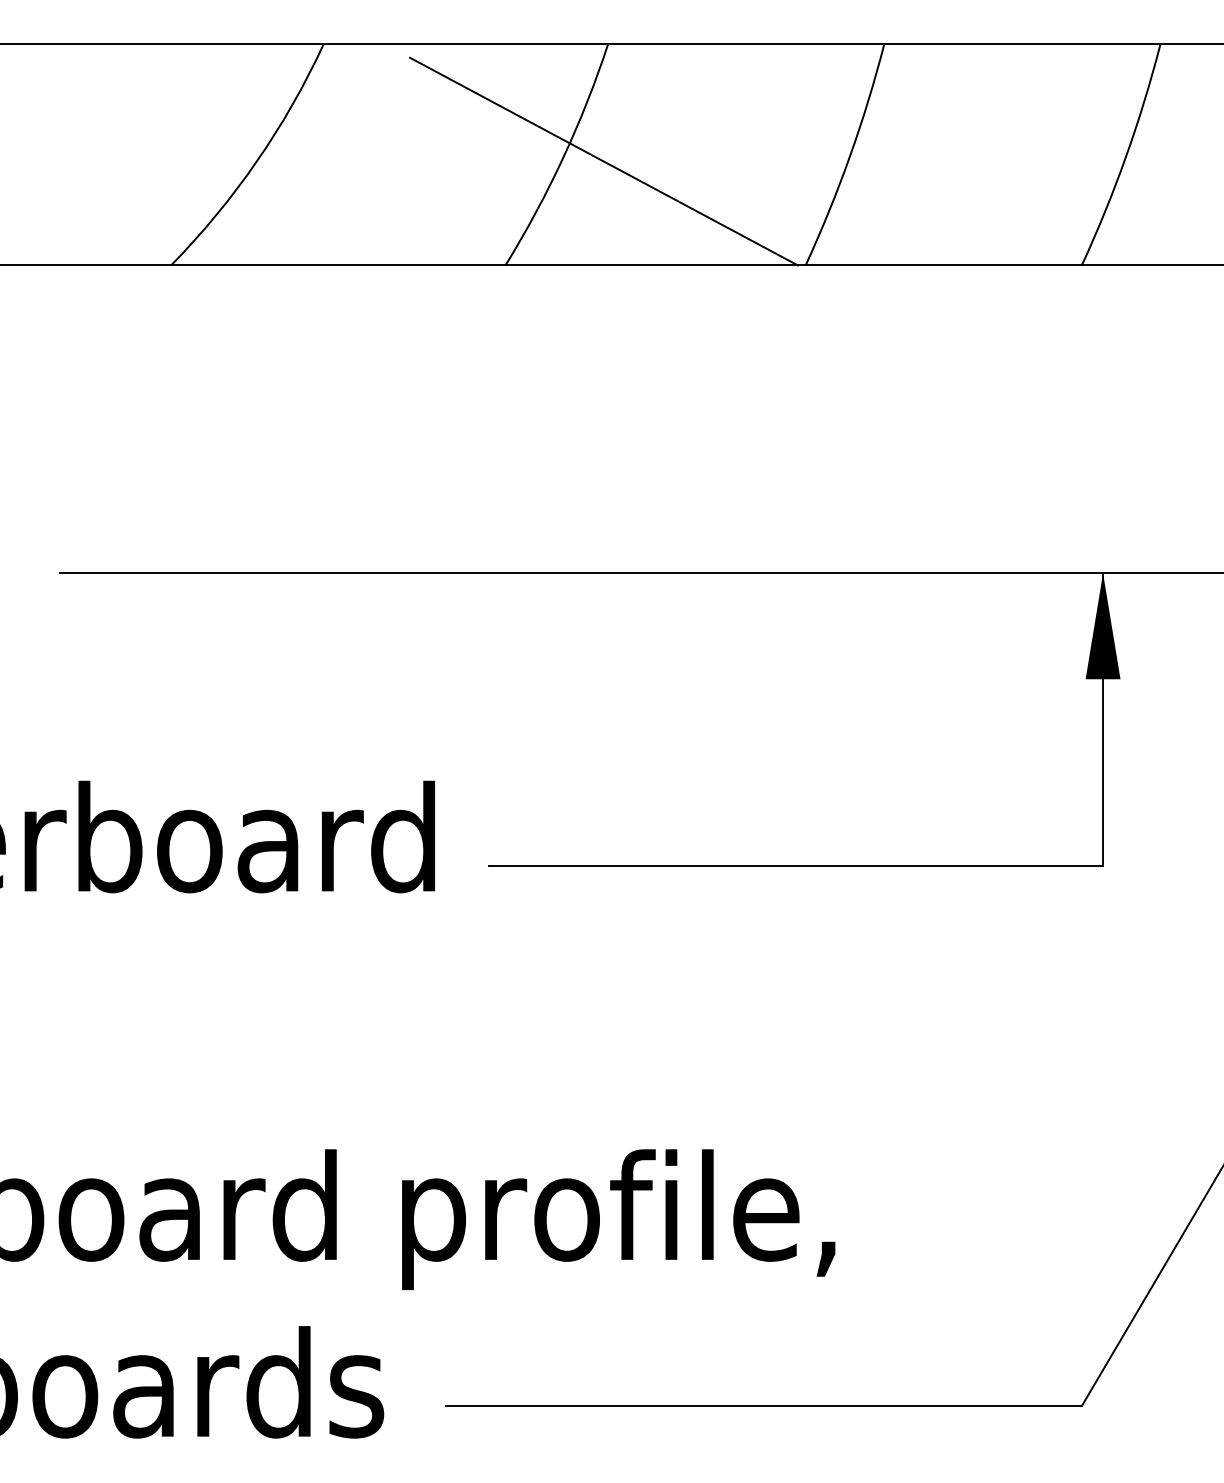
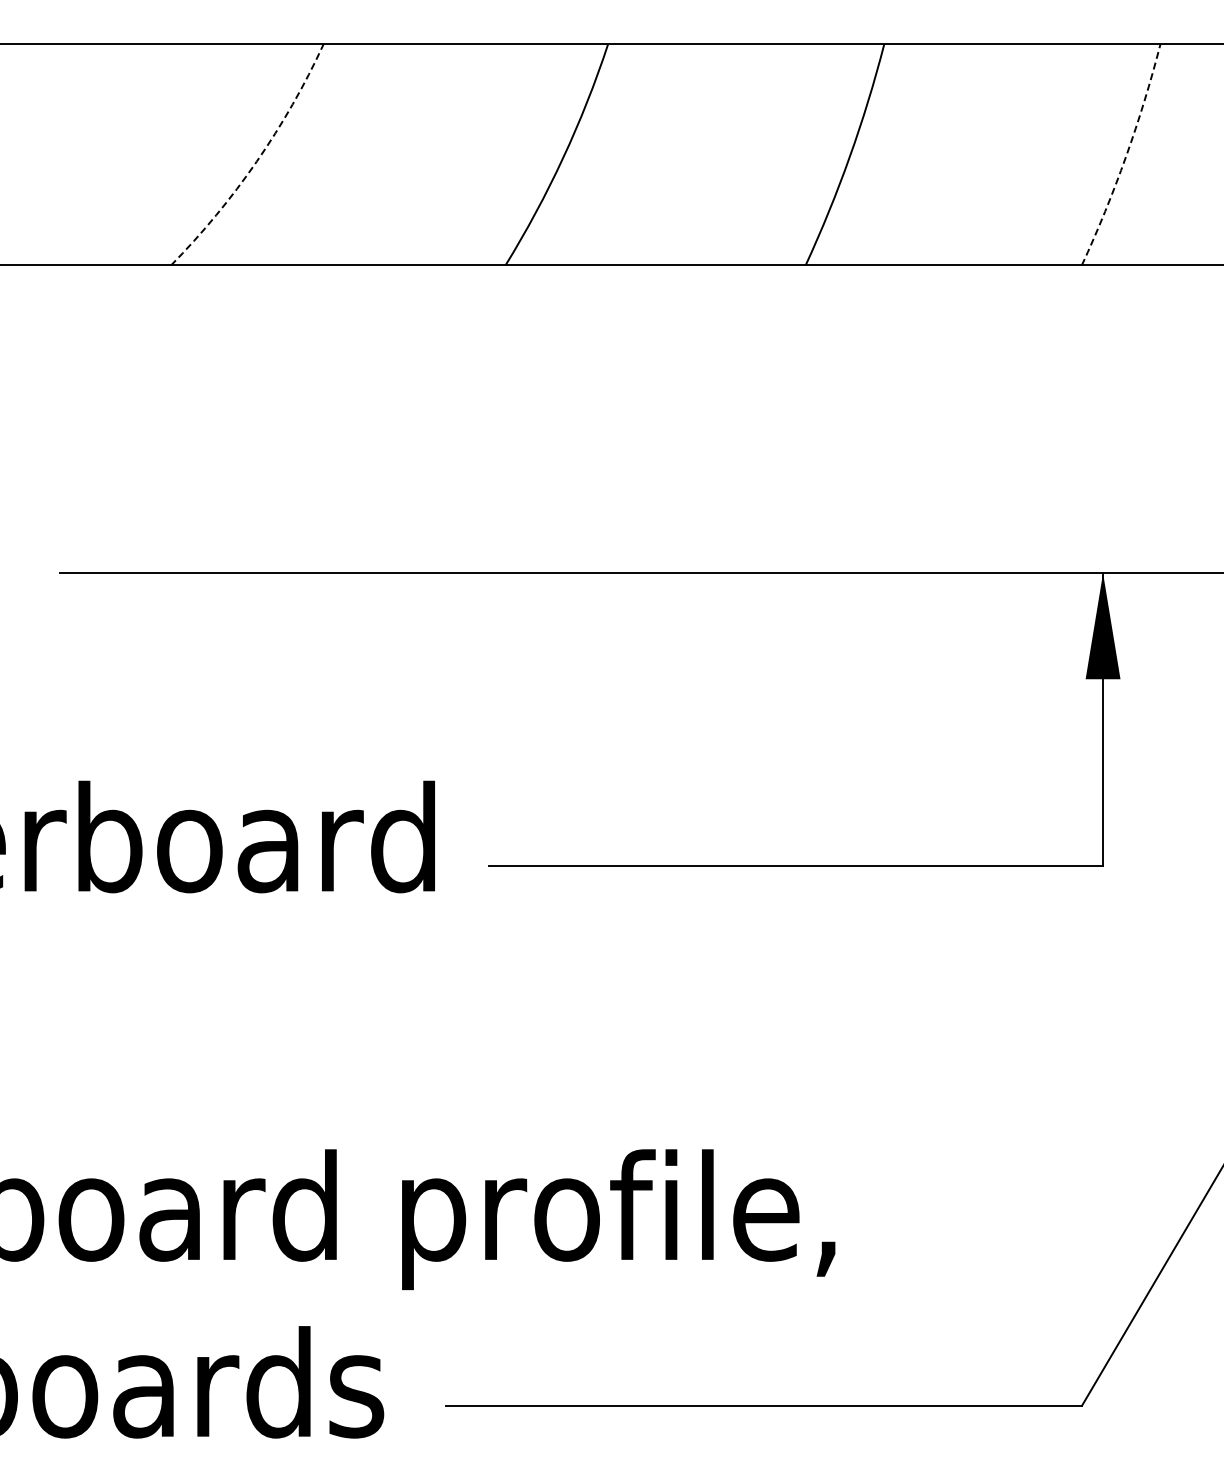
arc: solid -> dashed (1126, 156)
arc: solid -> dashed (256, 161)
line: present -> none (603, 161)
